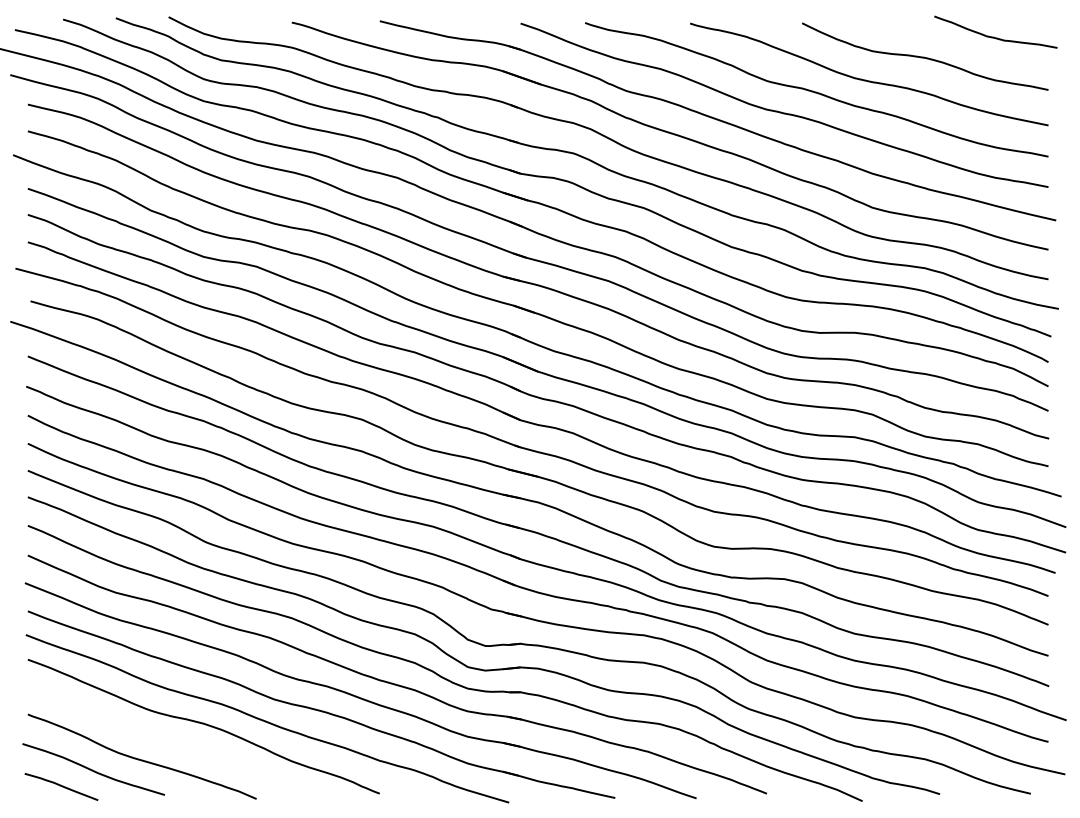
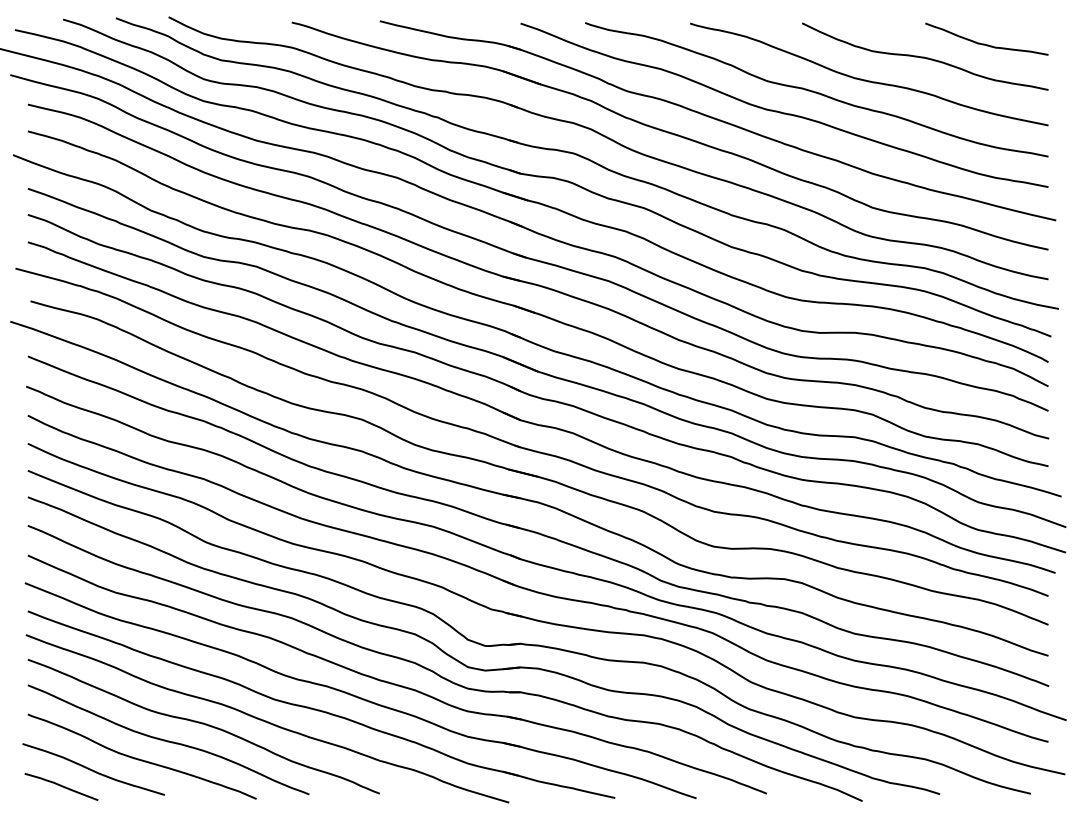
curve position: (993, 36) -> (984, 43) (984, 43)
curve: none -> present (168, 740)
